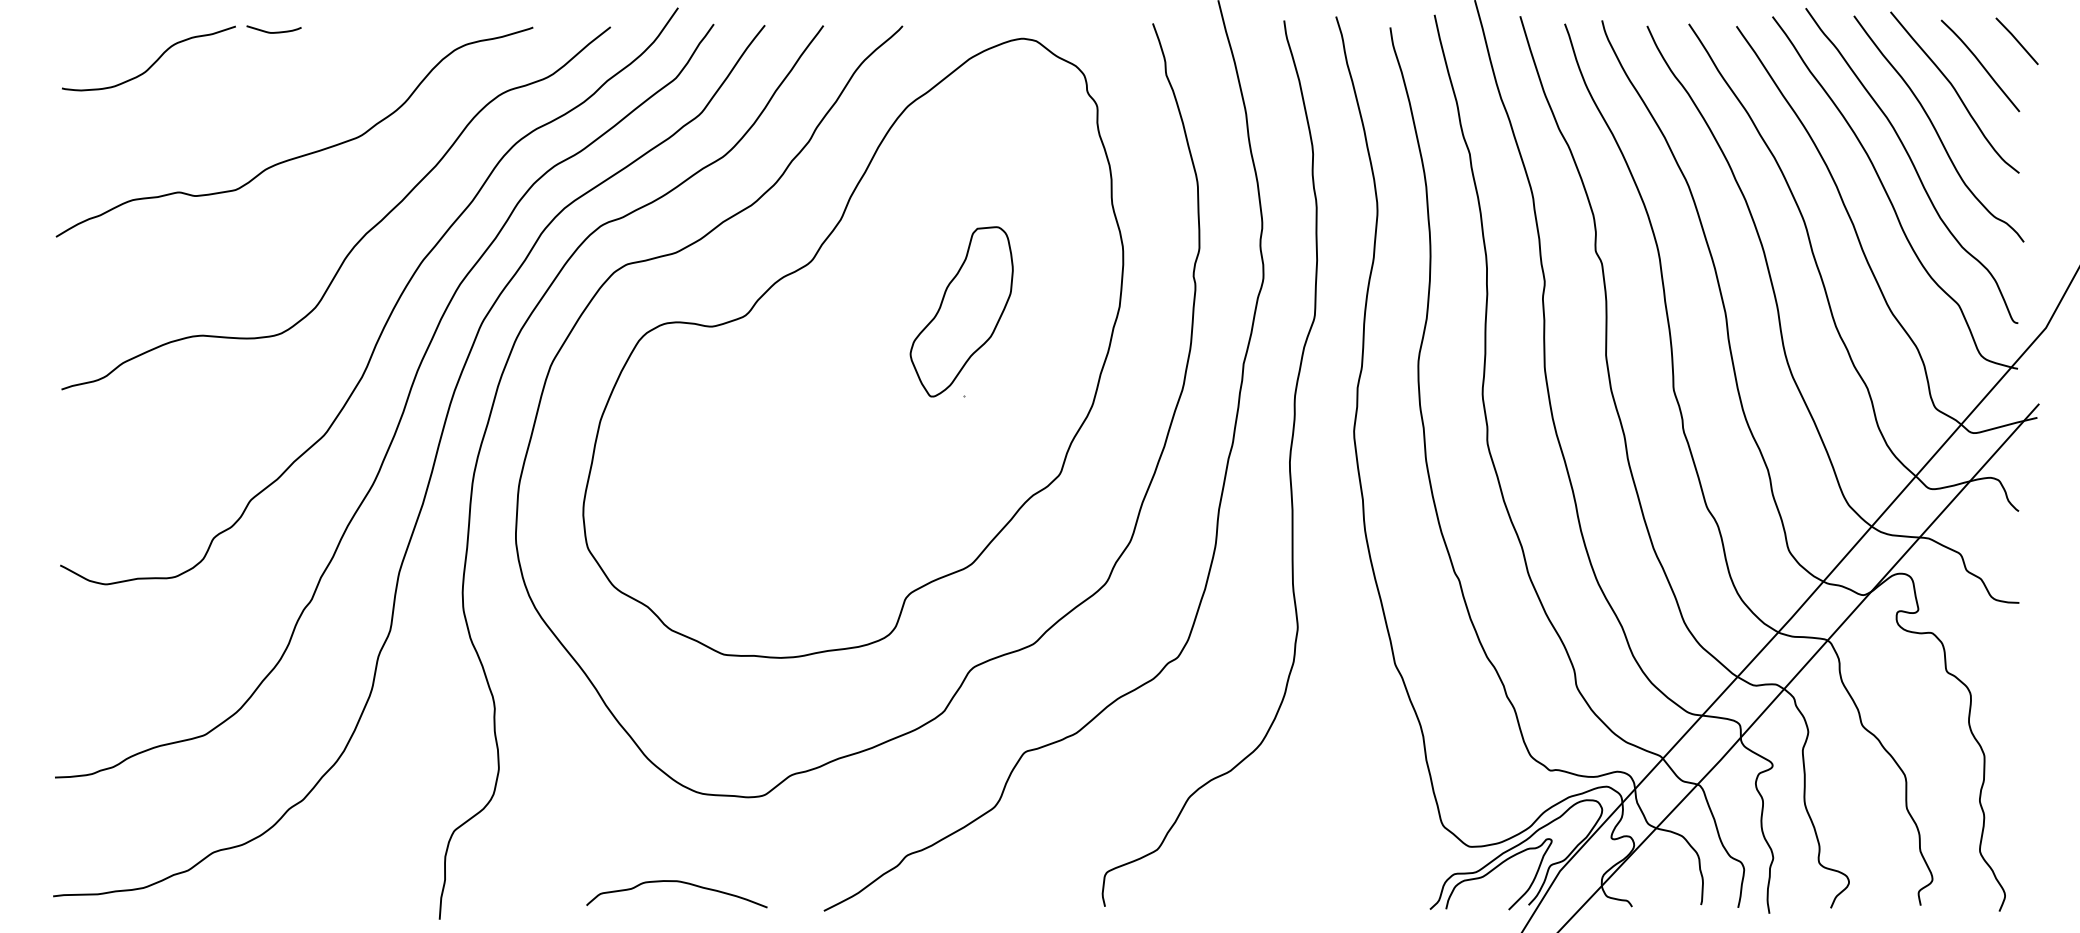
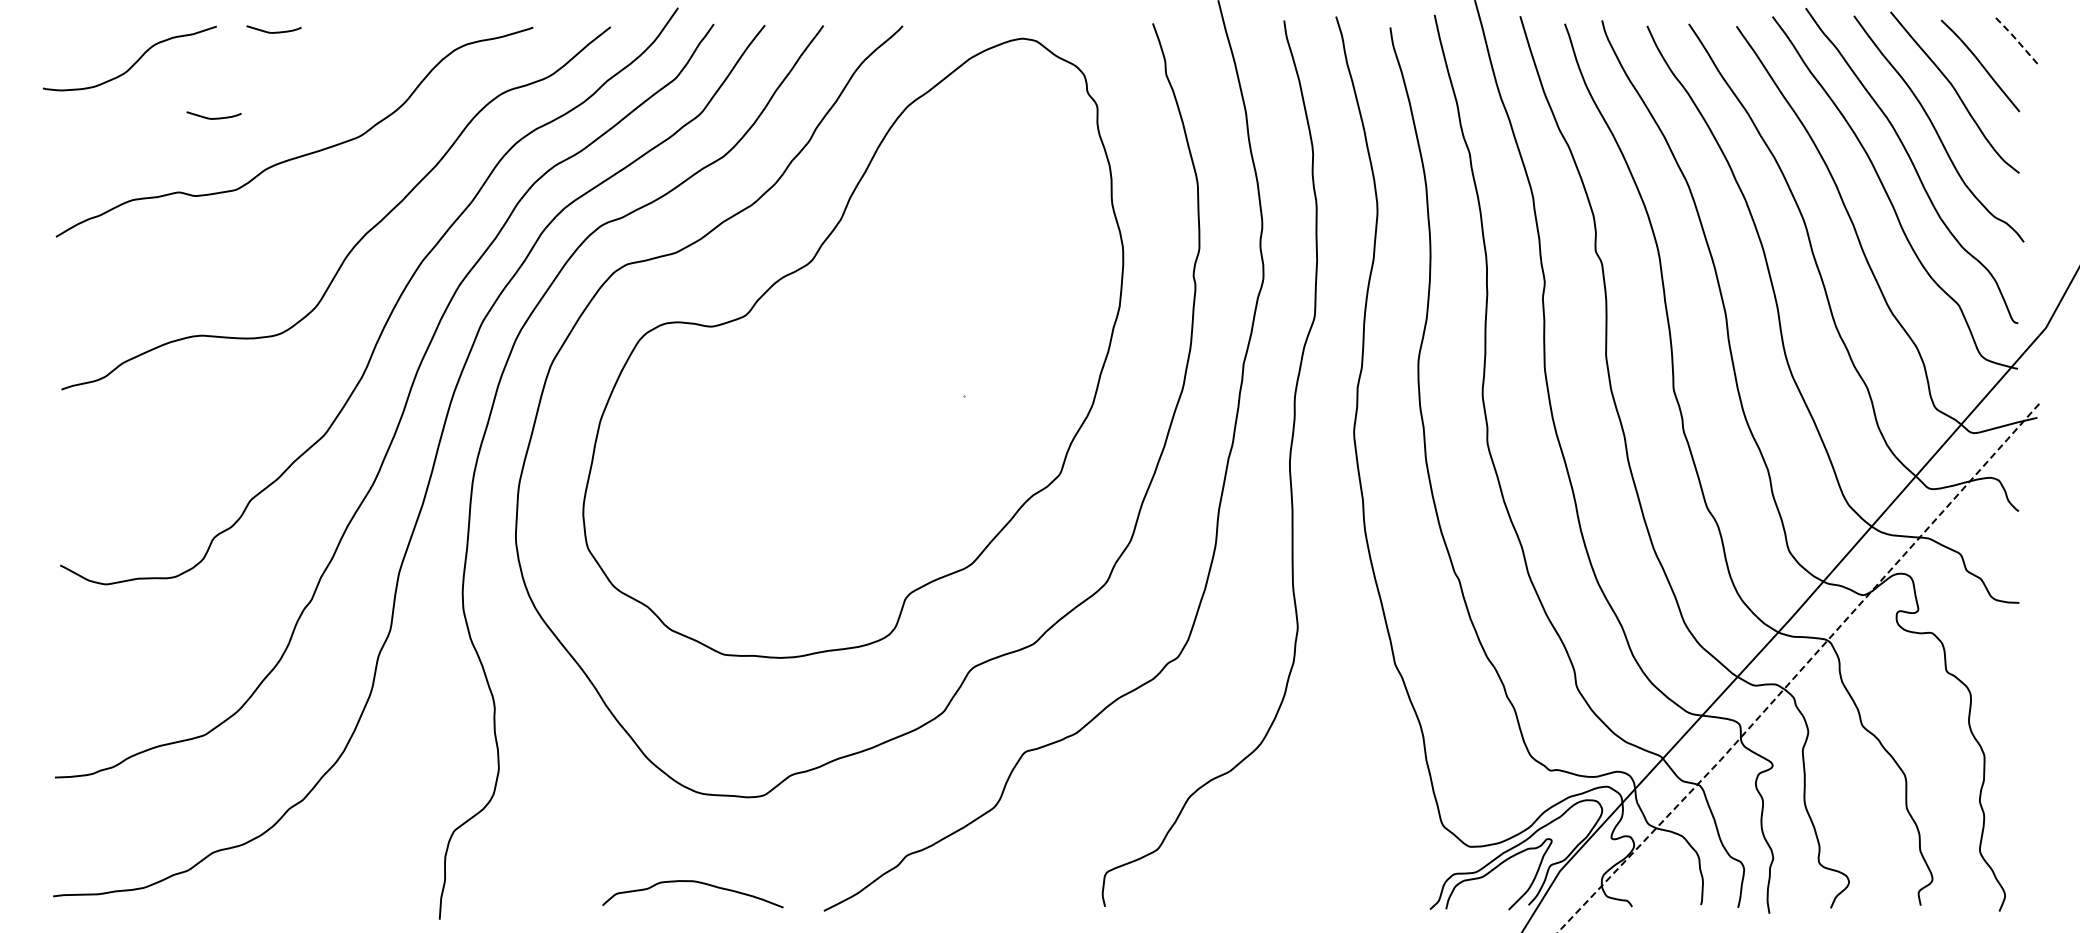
line: solid -> dashed (2017, 40)
curve position: (153, 62) -> (134, 62) (134, 62)
curve: none -> present (215, 117)
part: present -> none (961, 311)
line: solid -> dashed (1800, 671)
curve position: (676, 882) -> (692, 882) (692, 882)
